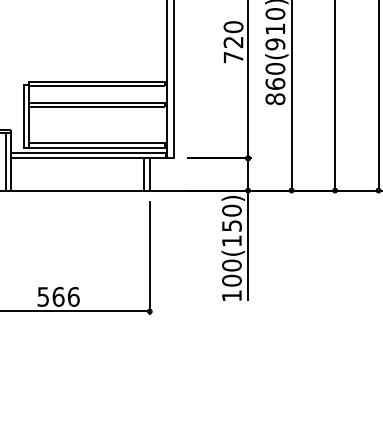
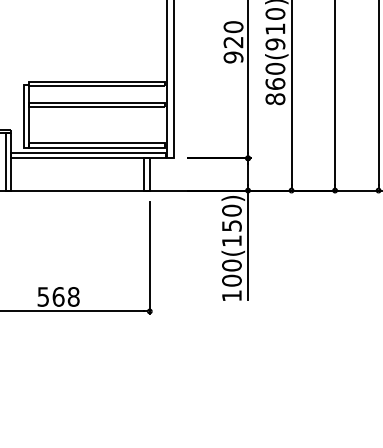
text: 720 -> 920 (233, 57)
text: 566 -> 568 (73, 296)
